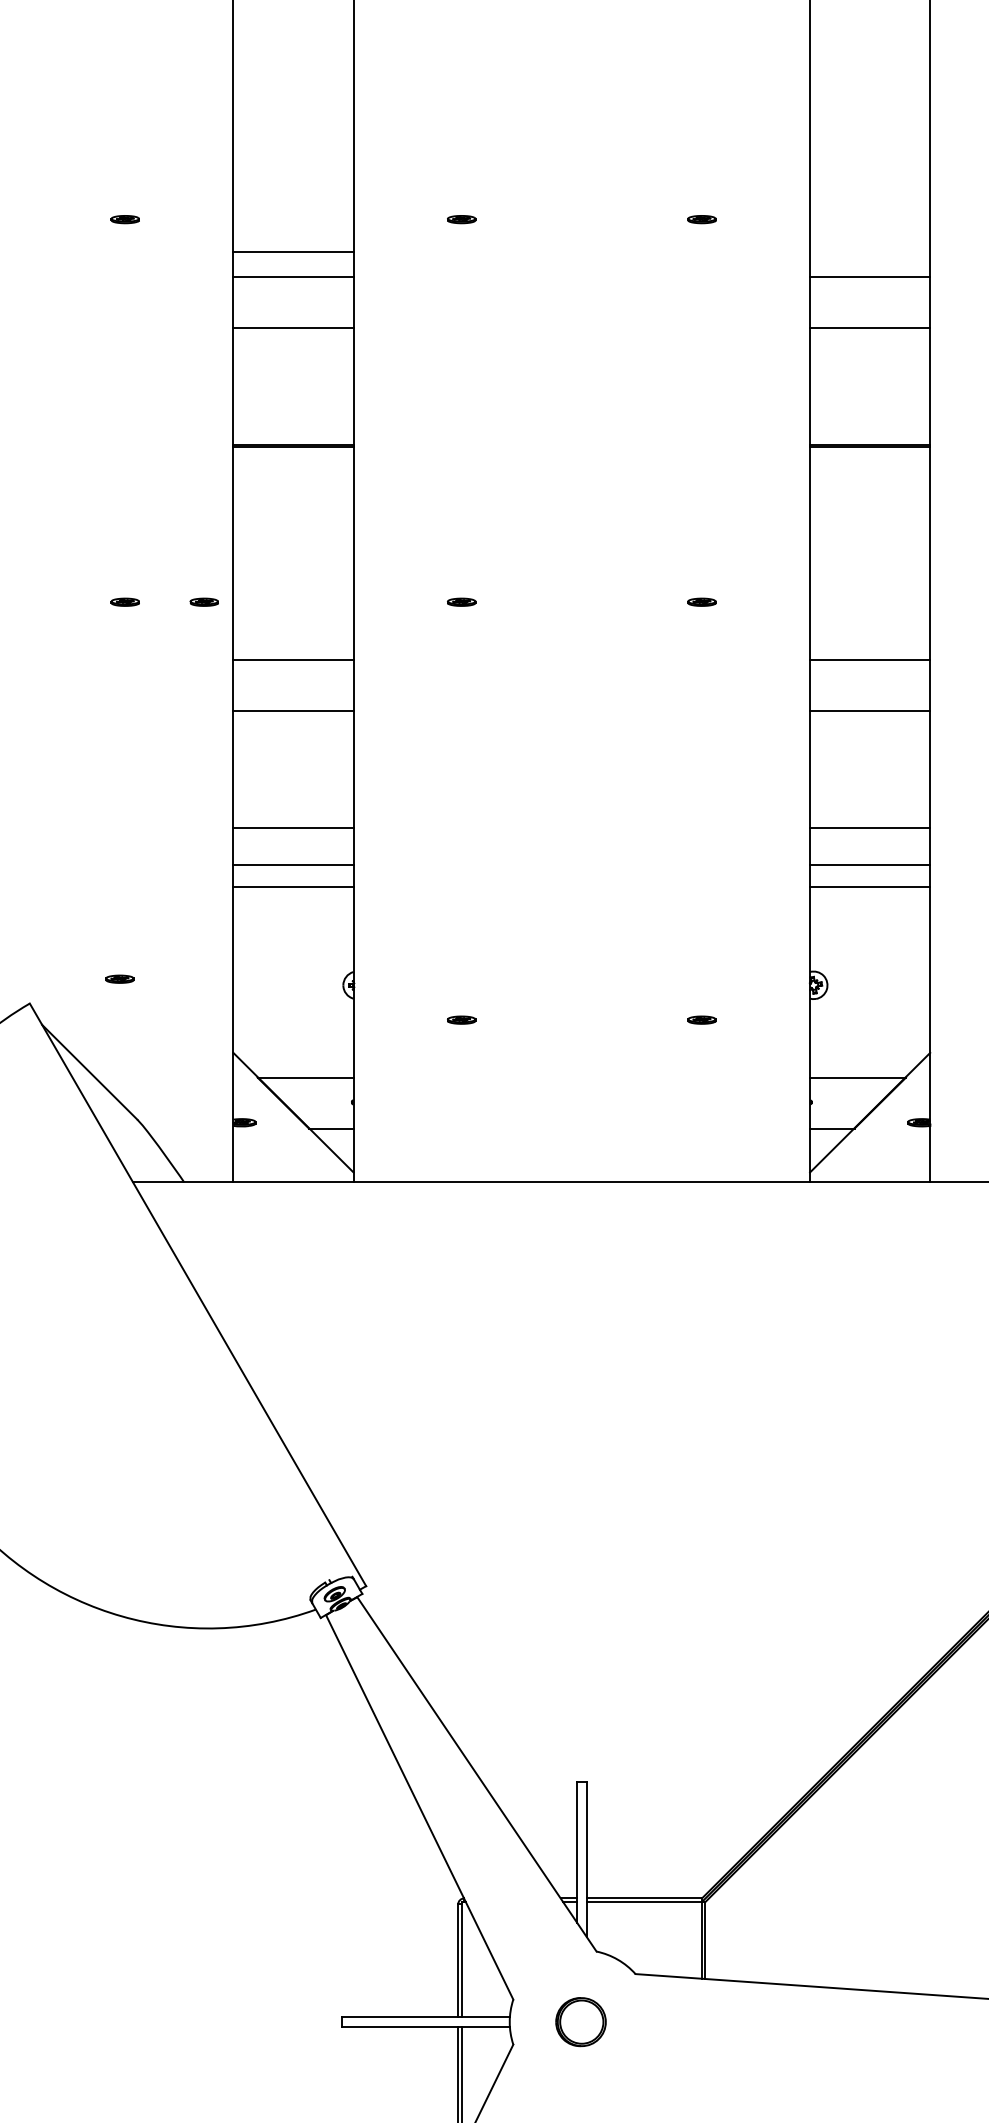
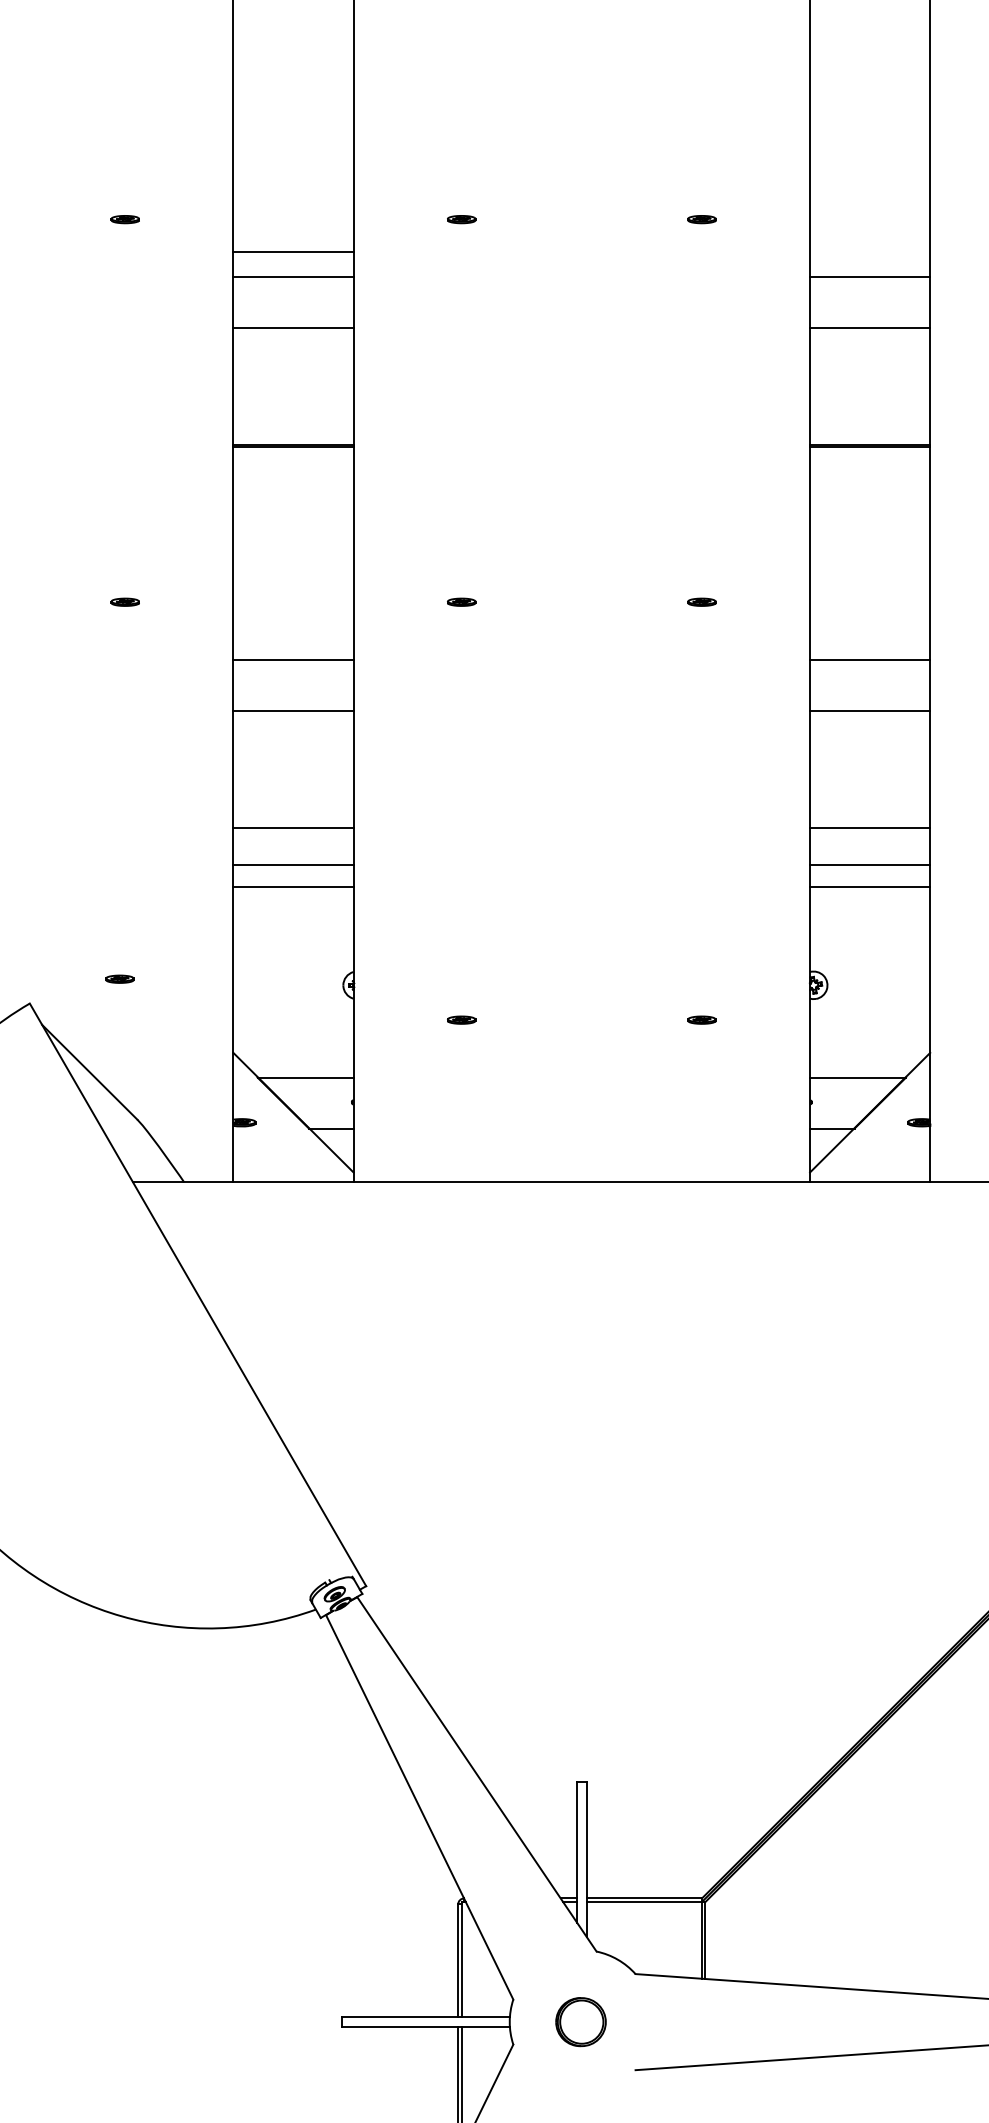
part: present -> none (203, 601)
line: none -> present (810, 2057)
